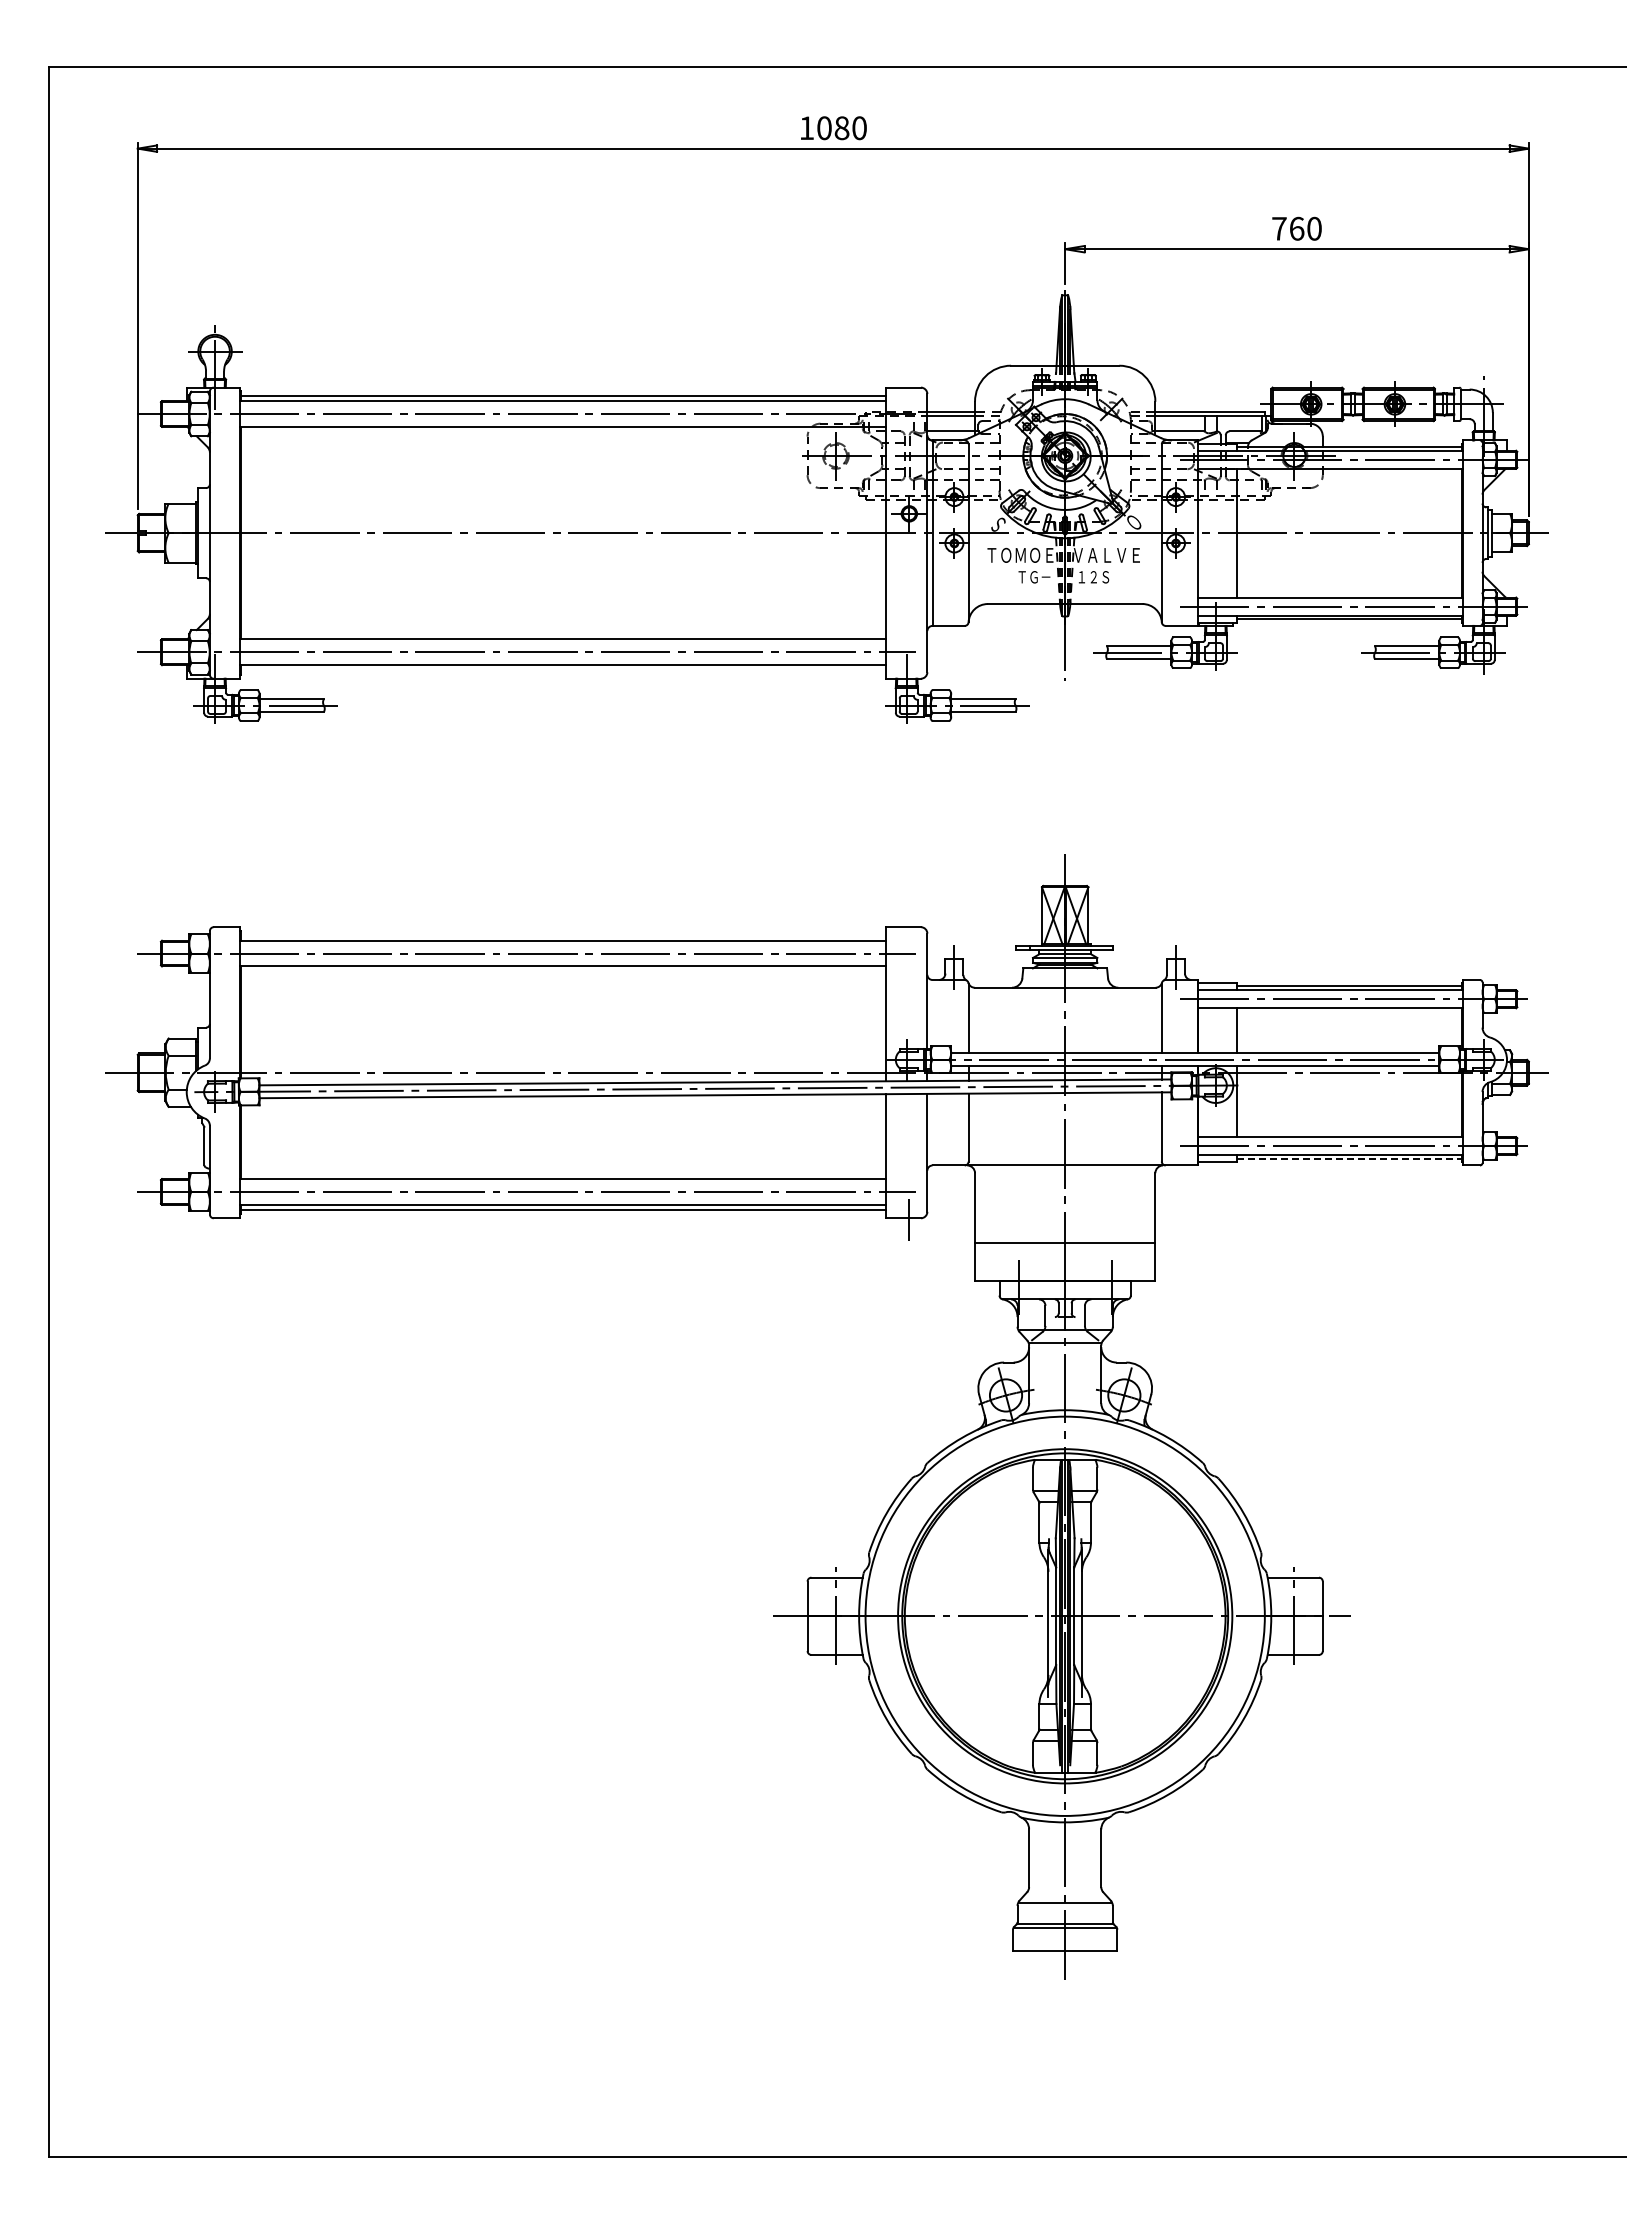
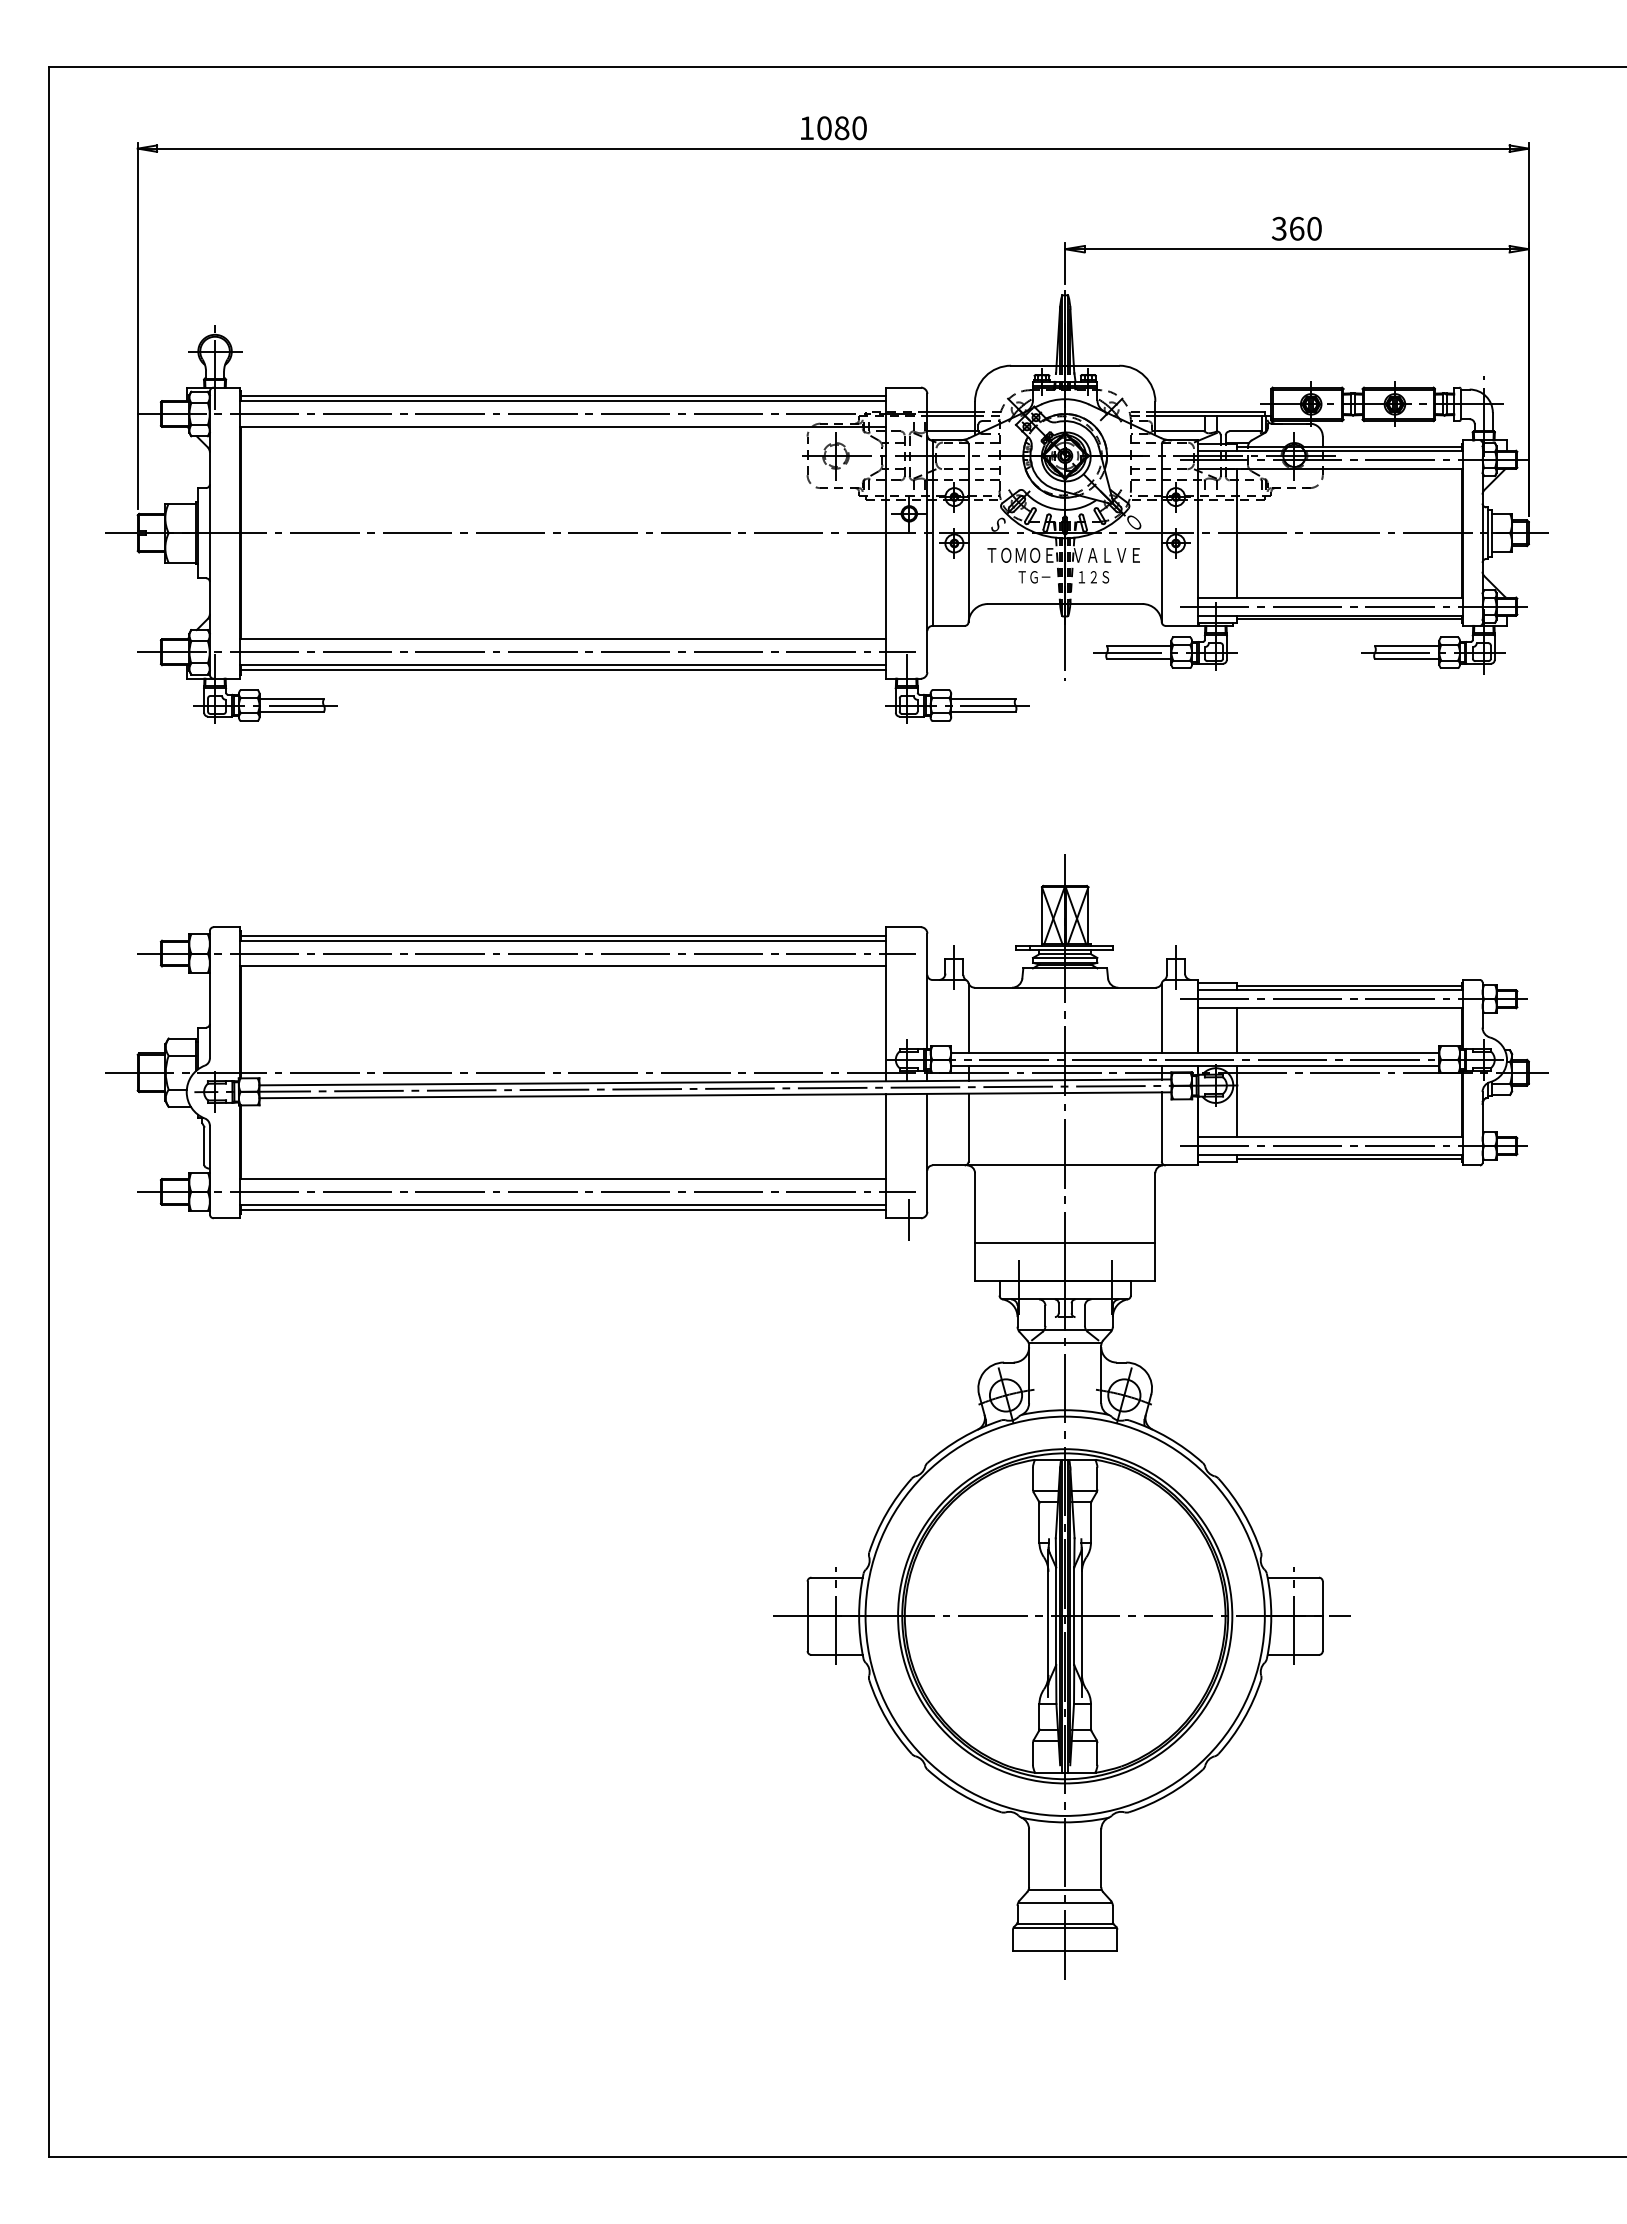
text: 760 -> 360 (1278, 228)
line: none -> present (563, 670)
line: none -> present (563, 935)
line: dashed -> solid (1349, 1159)
line: none -> present (1065, 1890)
